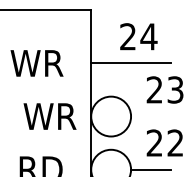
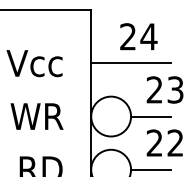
text: WR -> Vcc (34, 63)
text position: (49, 116) -> (36, 116) (36, 116)
line: none -> present (150, 116)
